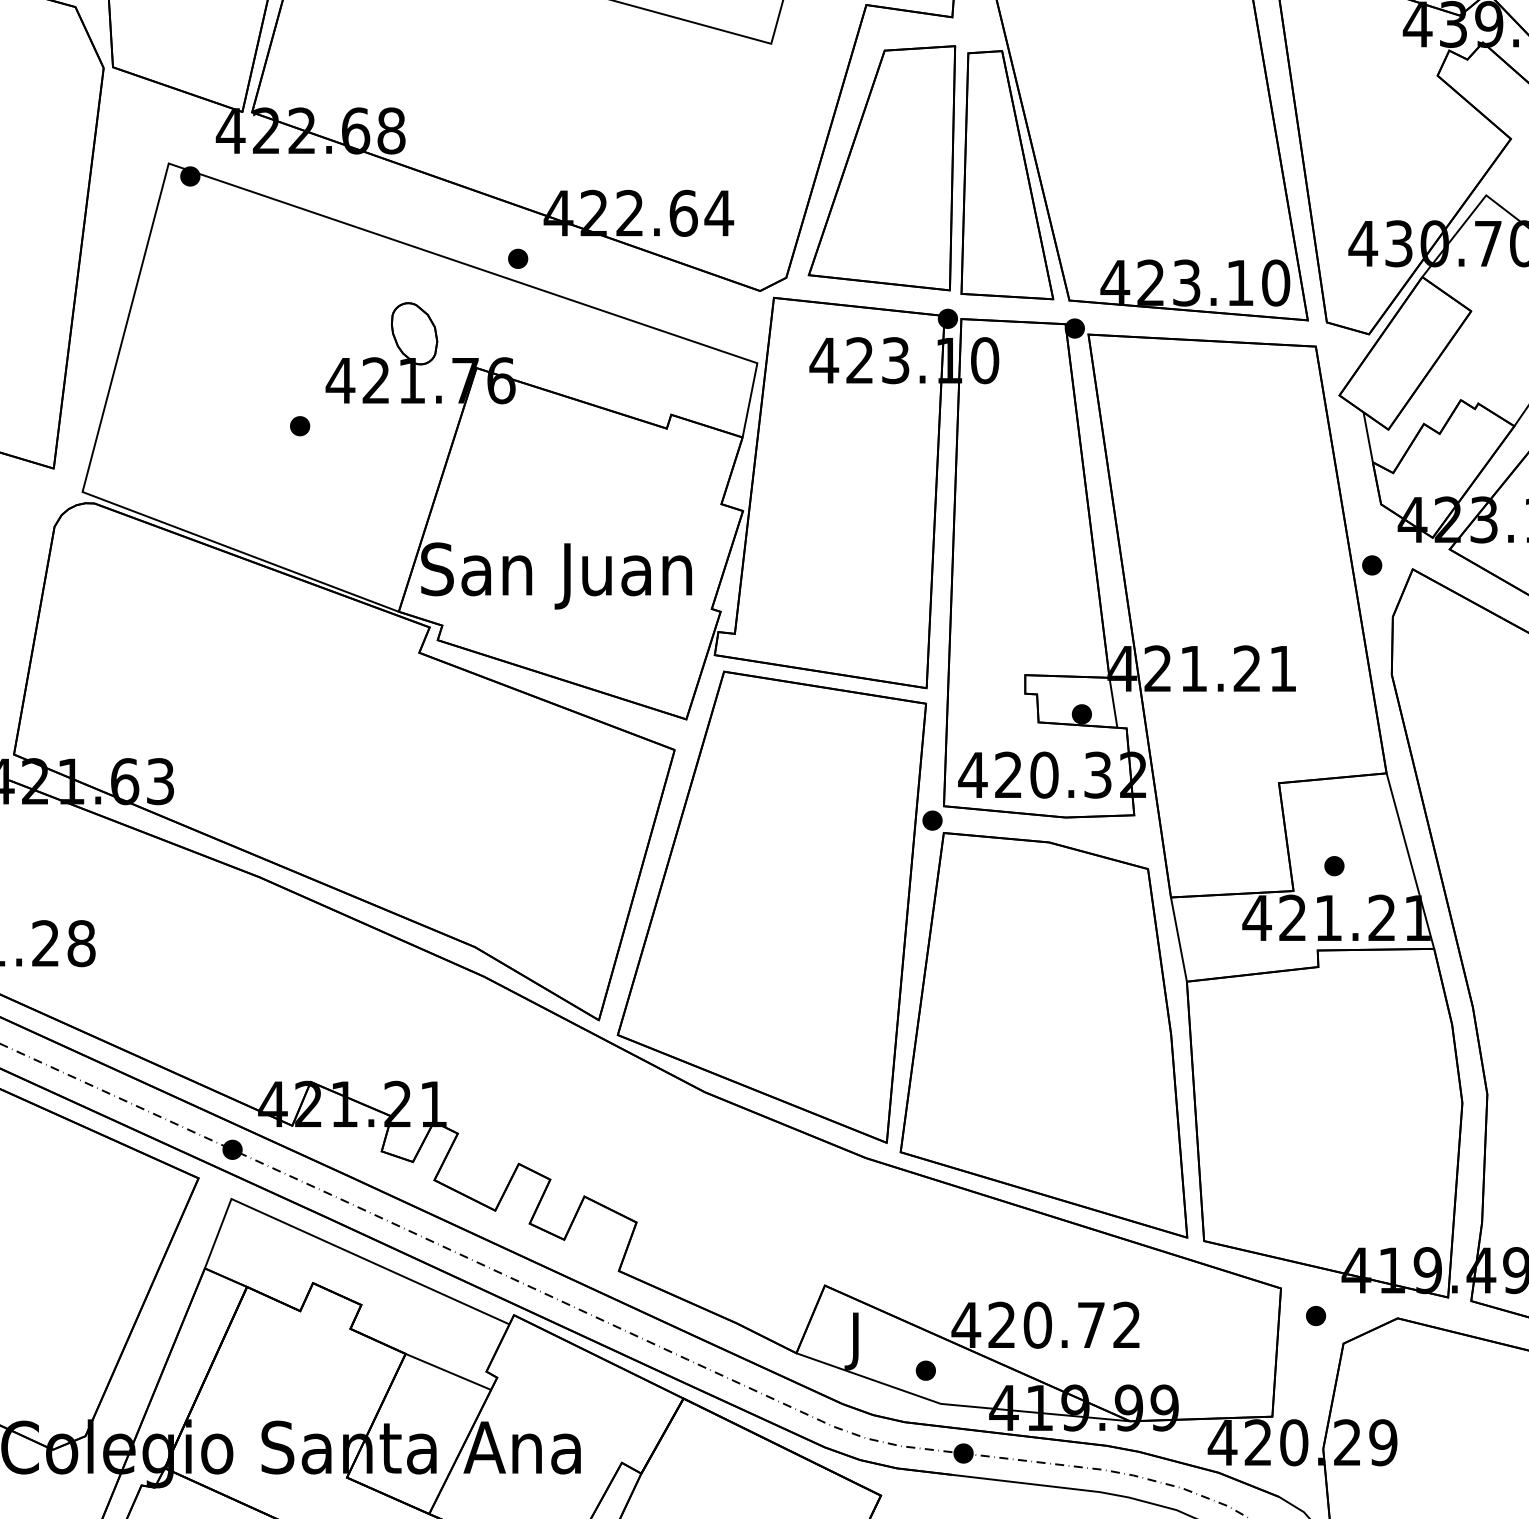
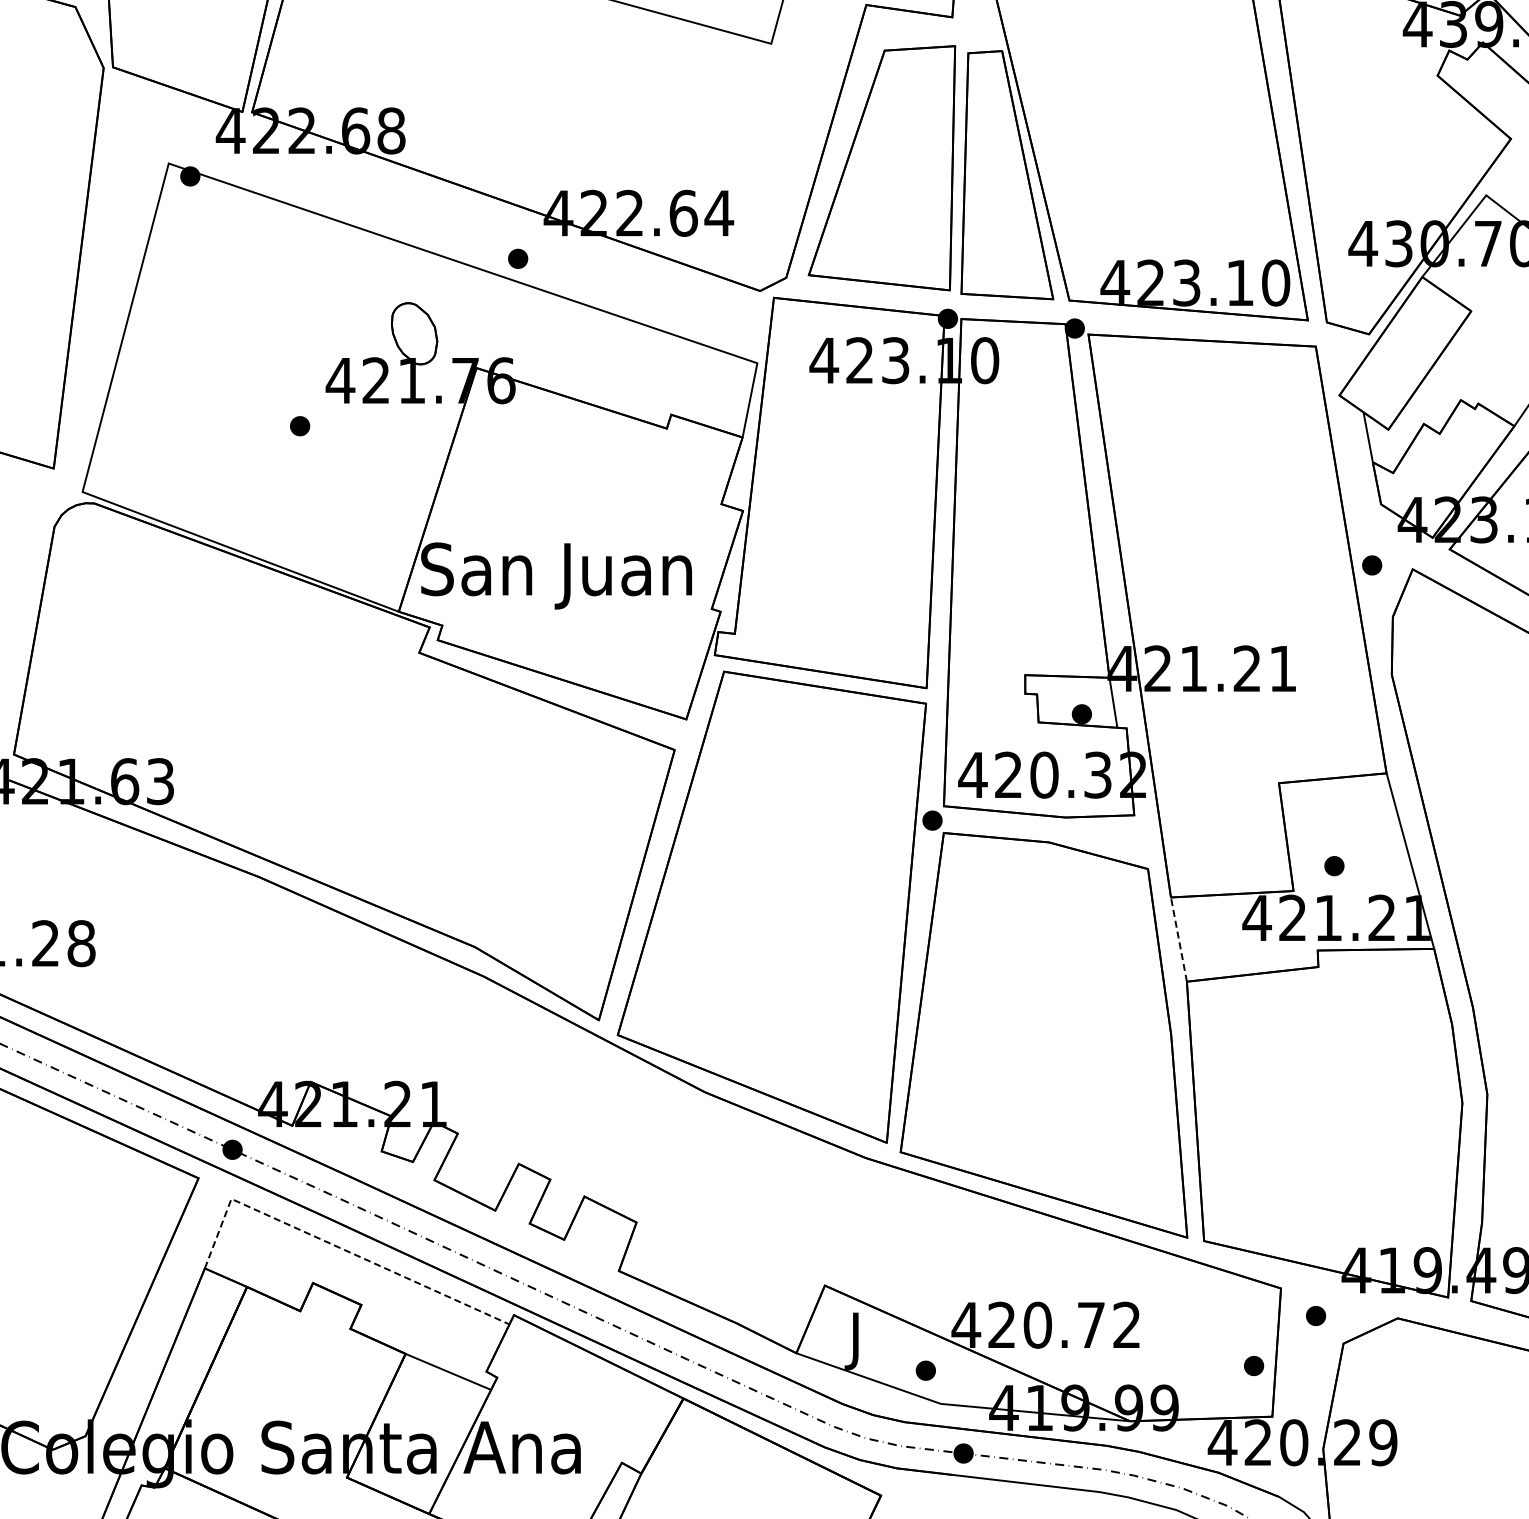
line: solid -> dashed (1178, 939)
line: solid -> dashed (335, 1246)
part: none -> present (1254, 1366)
